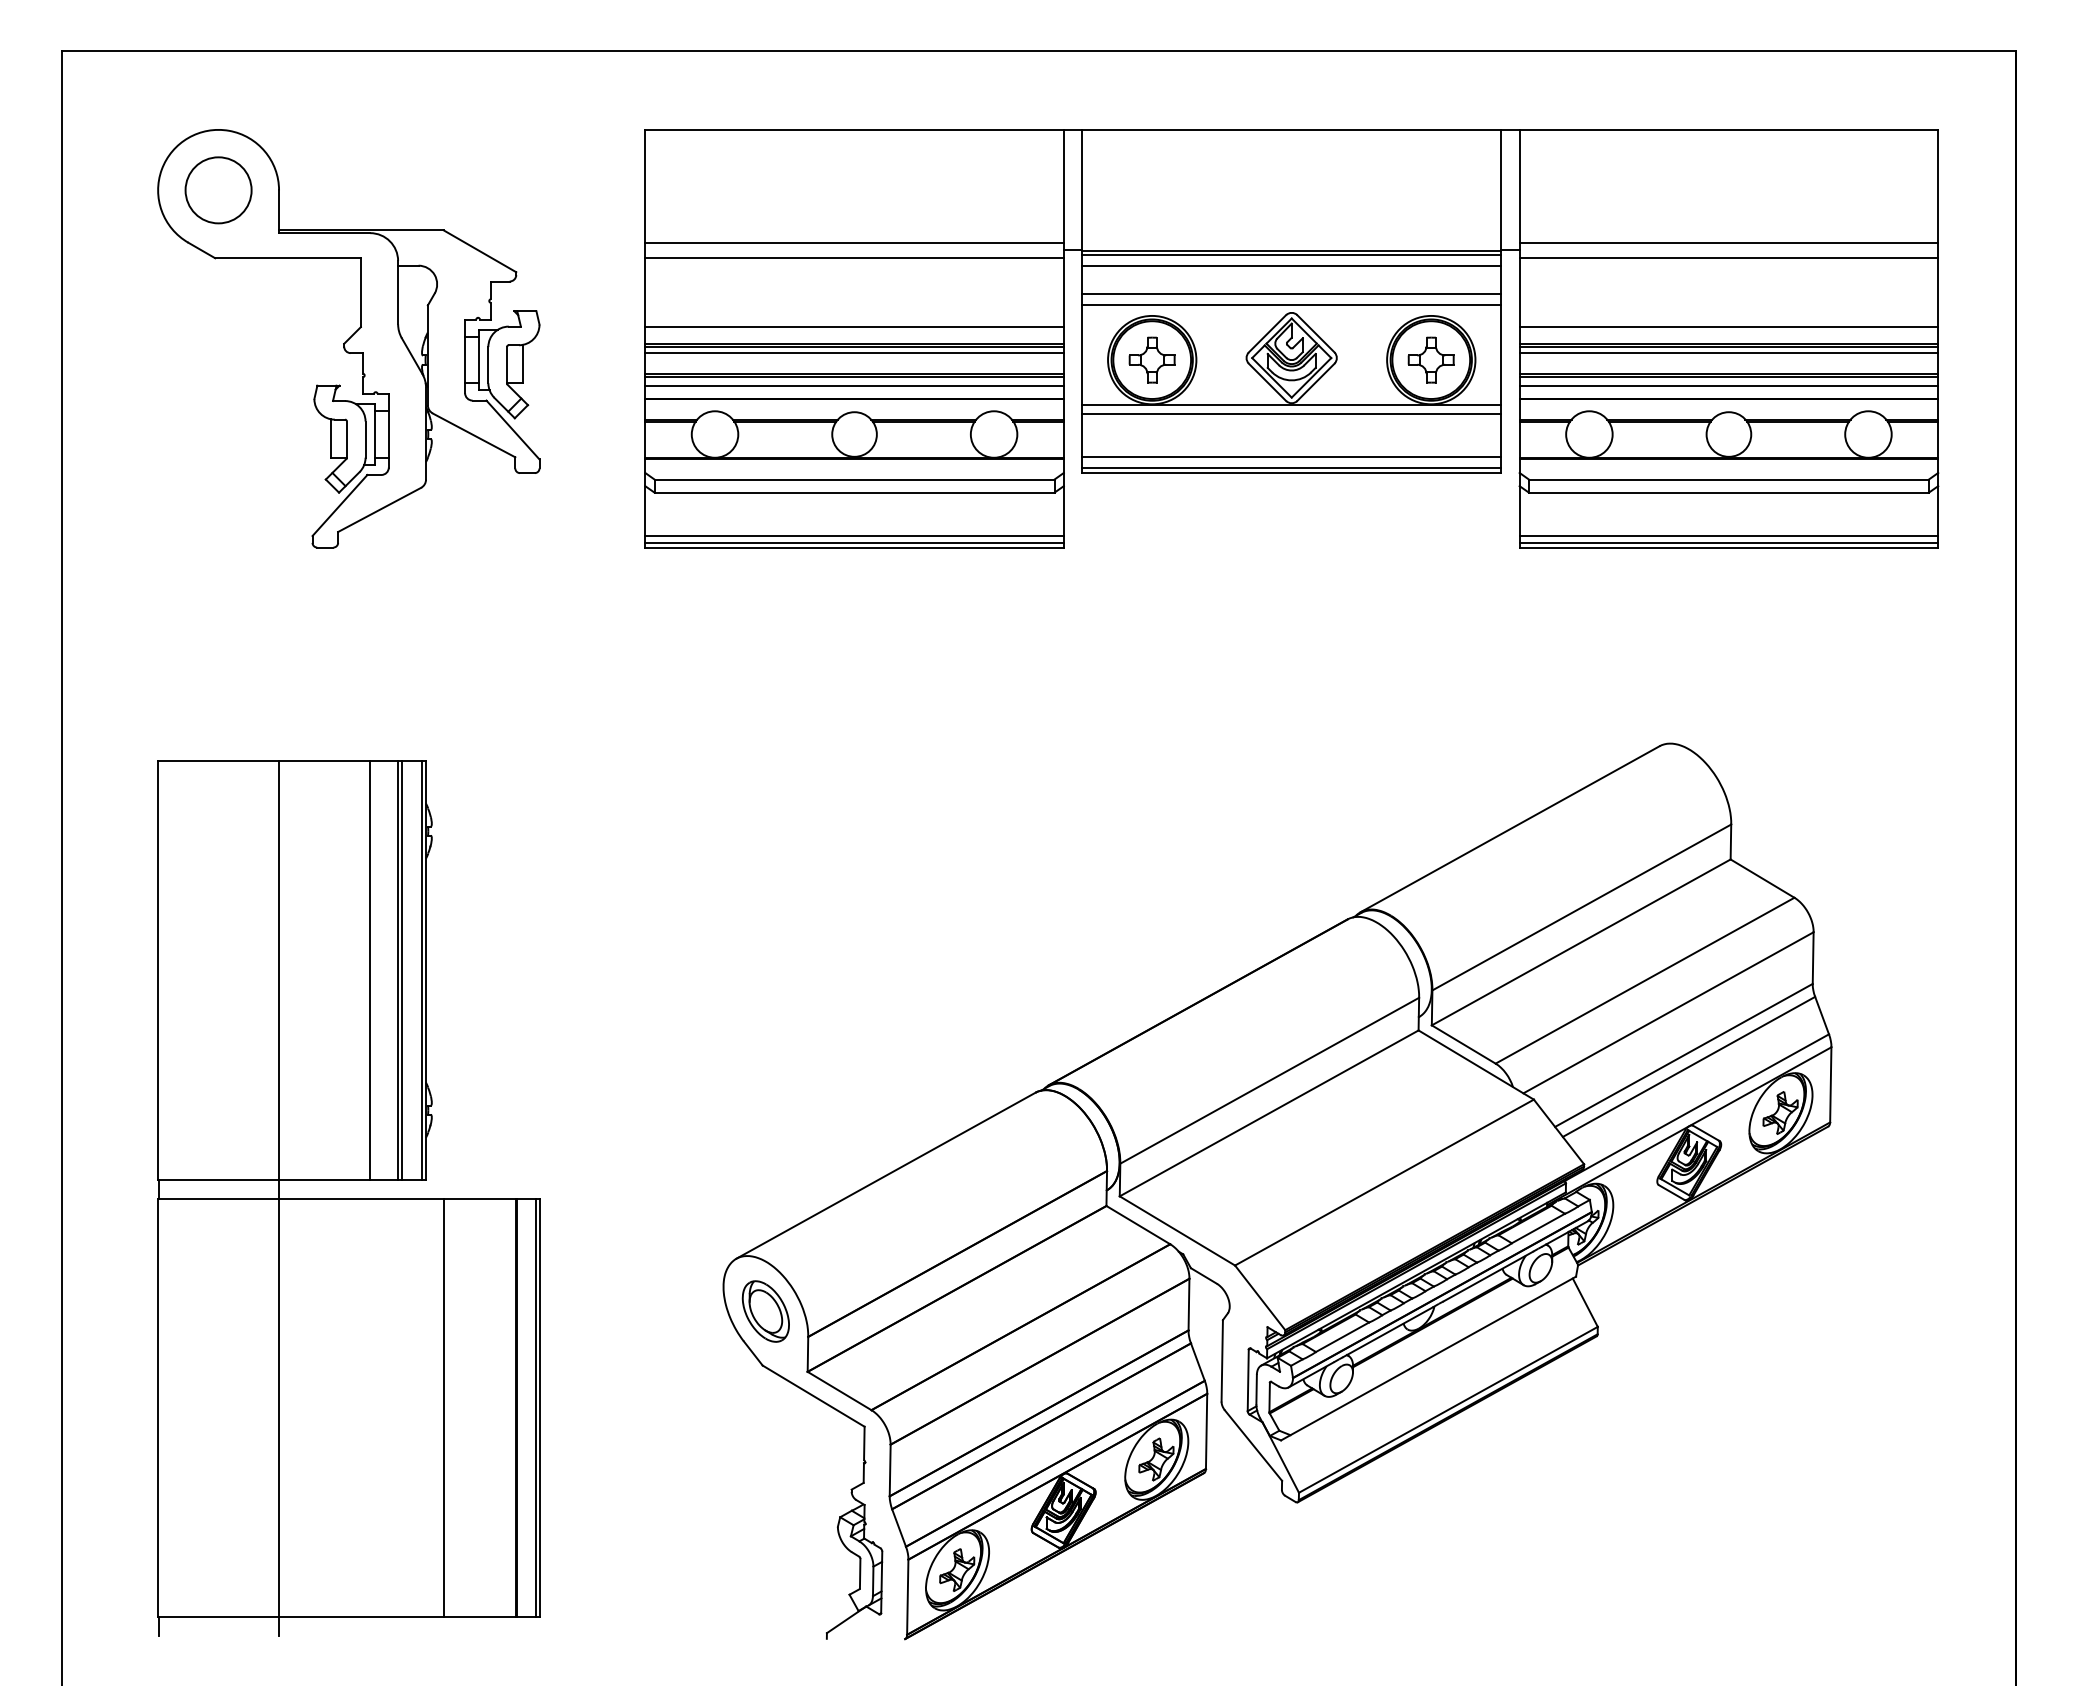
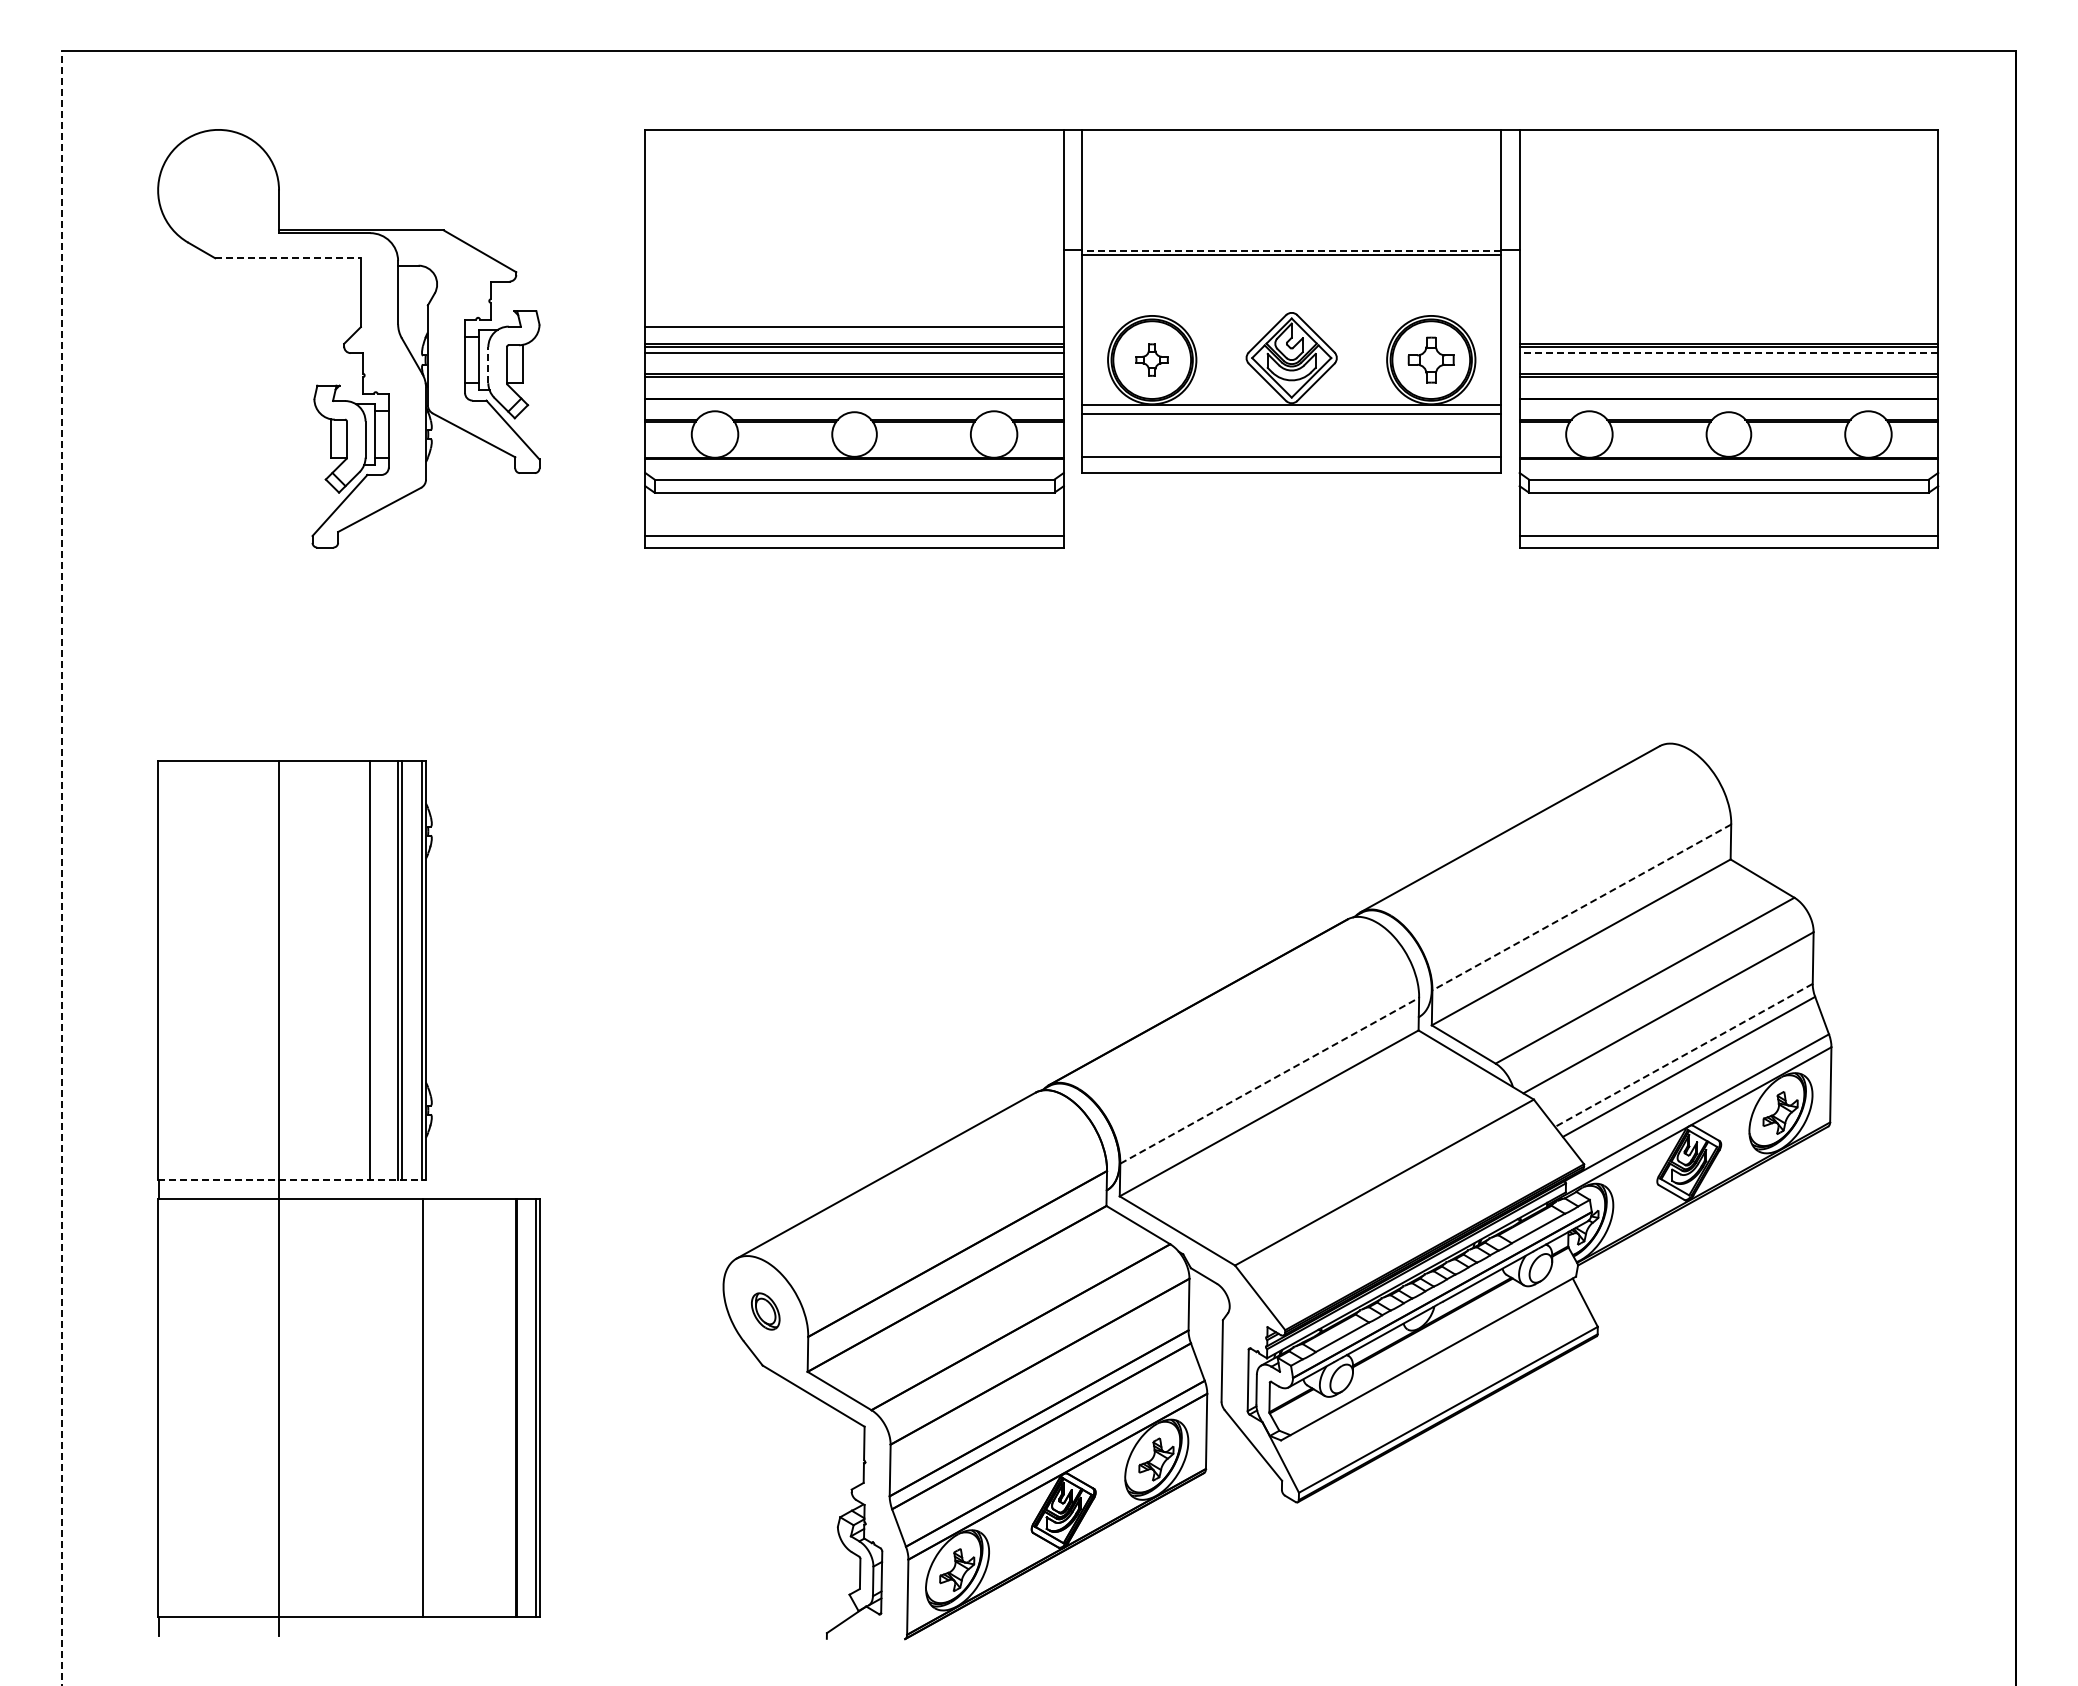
circle: present -> none (218, 190)
line: present -> none (854, 242)
line: present -> none (1728, 242)
line: solid -> dashed (1291, 250)
line: solid -> dashed (288, 258)
line: present -> none (854, 258)
line: present -> none (1728, 258)
line: present -> none (1291, 265)
line: present -> none (1291, 293)
line: present -> none (1291, 305)
line: present -> none (1728, 327)
line: solid -> dashed (1728, 353)
part size: 48x48 px -> 34x34 px (1151, 359)
line: solid -> dashed (488, 364)
line: present -> none (854, 385)
line: present -> none (1728, 385)
line: present -> none (1291, 468)
line: present -> none (854, 542)
line: present -> none (1728, 542)
line: solid -> dashed (62, 867)
line: solid -> dashed (1581, 907)
line: solid -> dashed (1683, 1055)
line: solid -> dashed (1269, 1080)
line: solid -> dashed (292, 1179)
part size: 49x63 px -> 30x39 px (765, 1311)
line position: (443, 1407) -> (422, 1407) (422, 1407)
